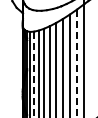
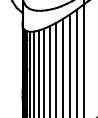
line: dashed -> solid (77, 63)
line: dashed -> solid (34, 74)
